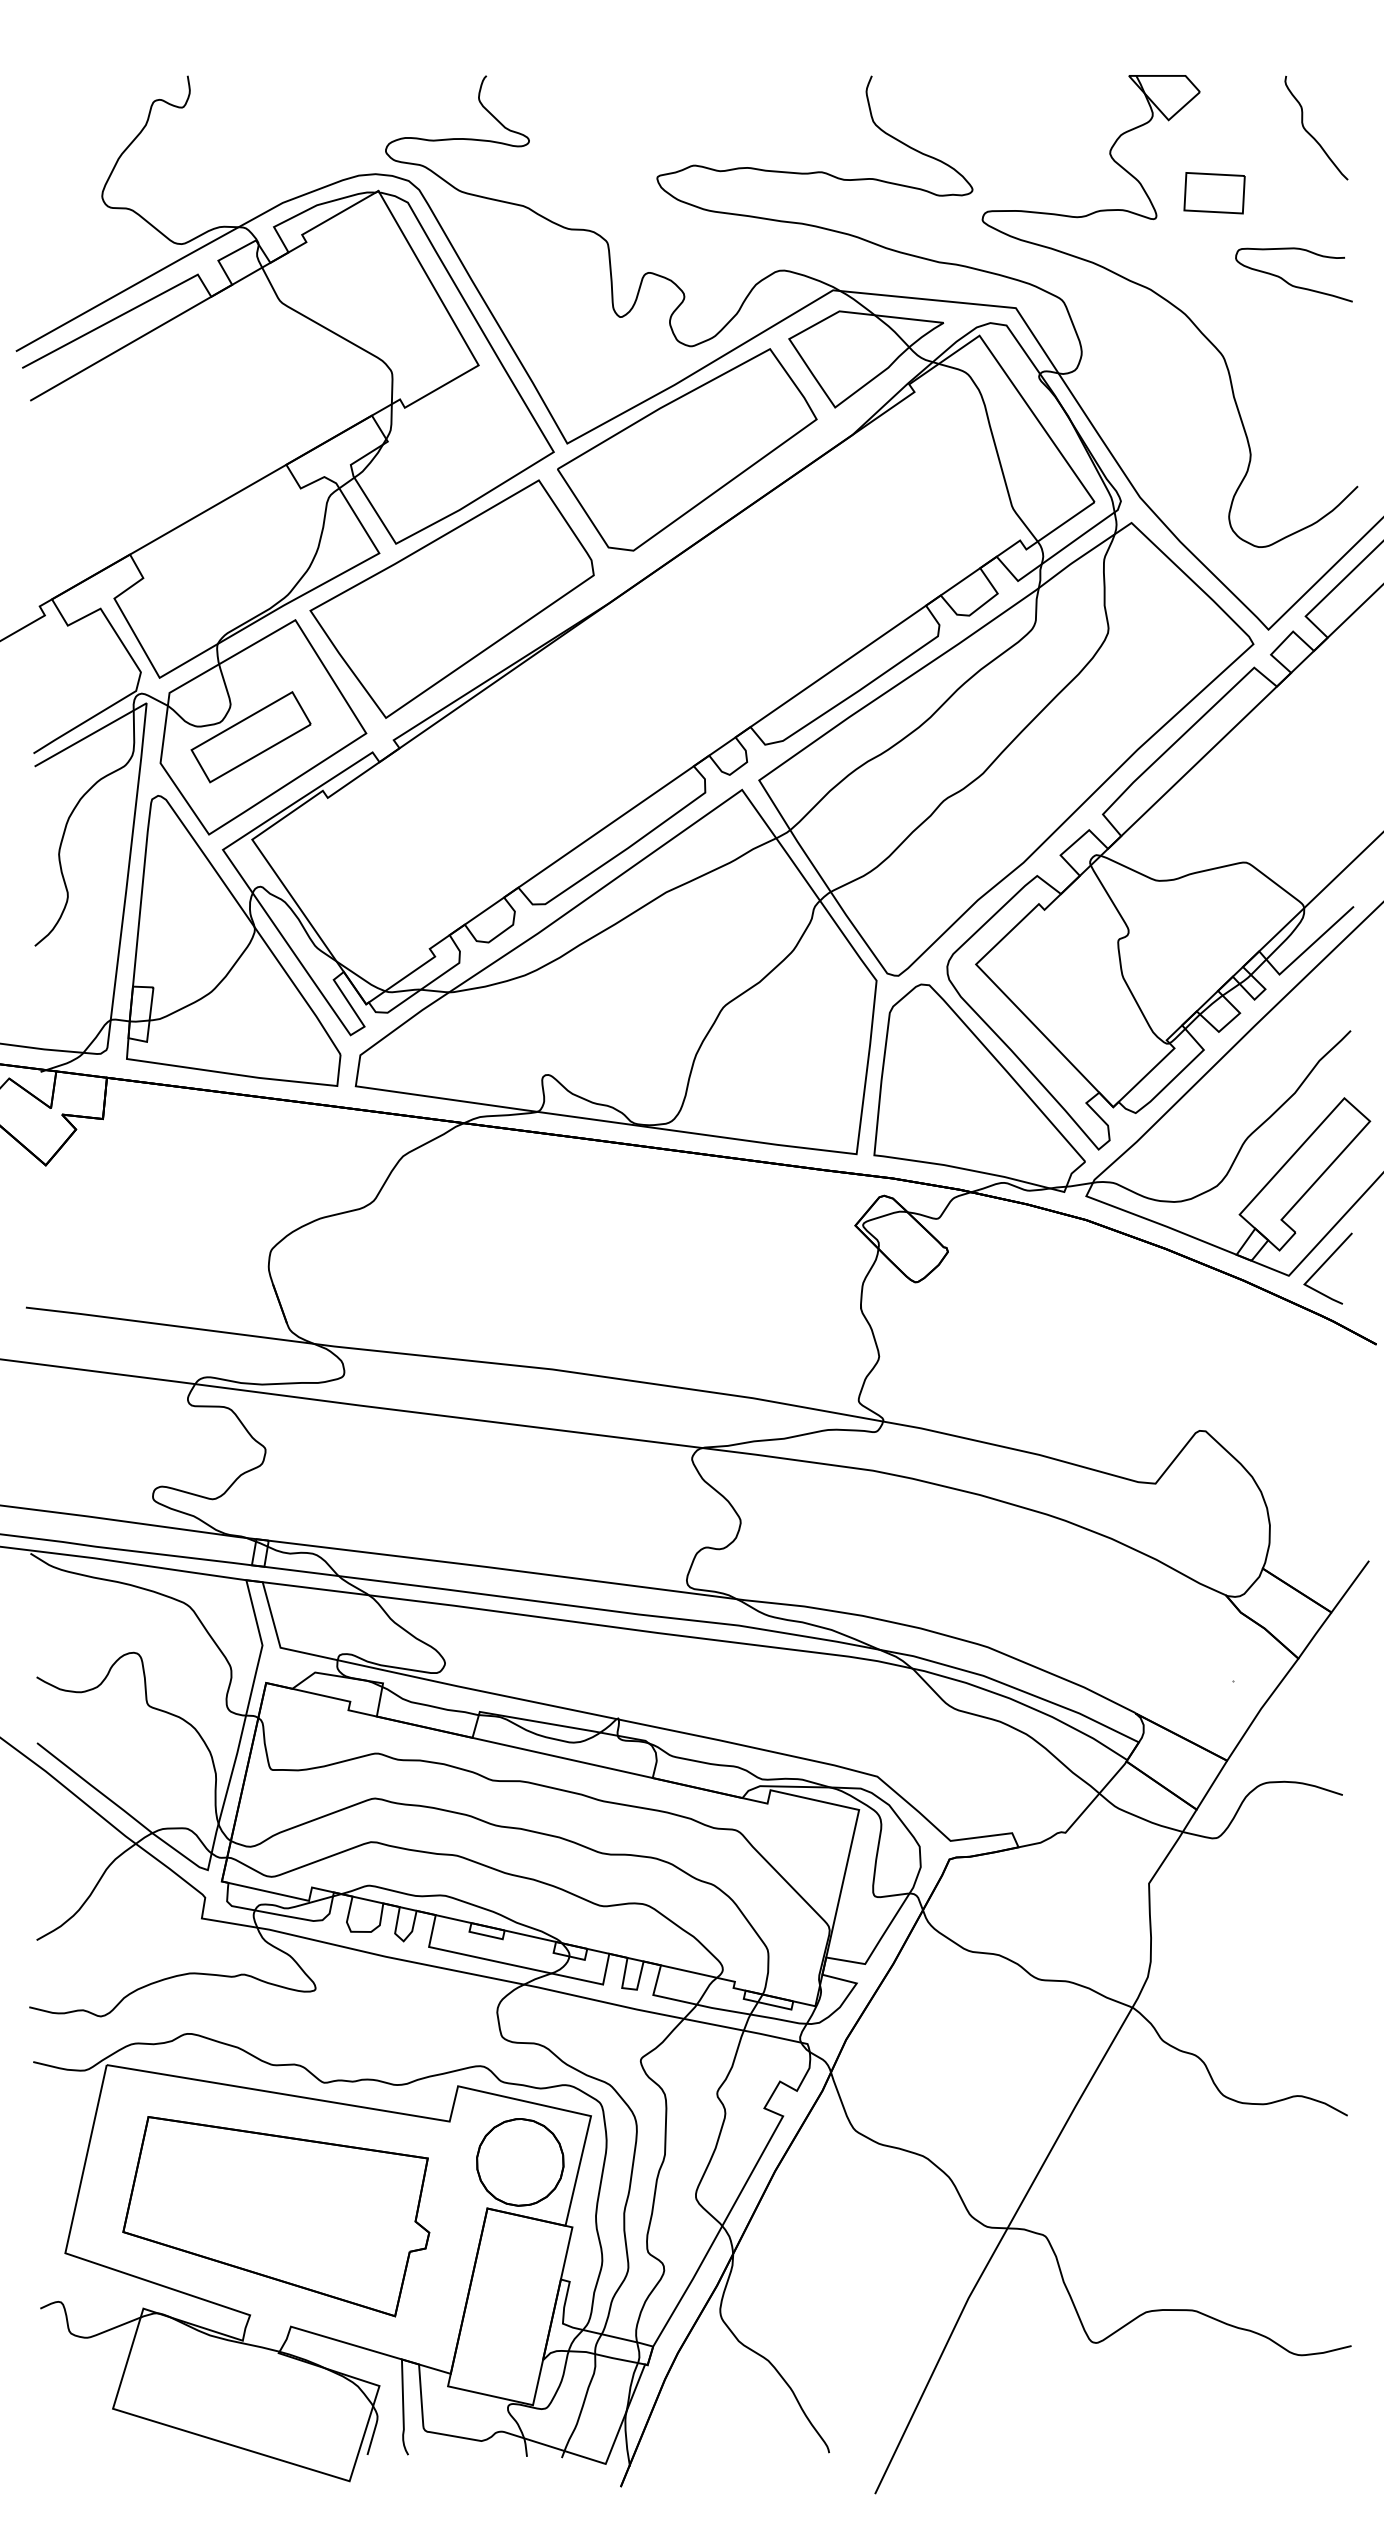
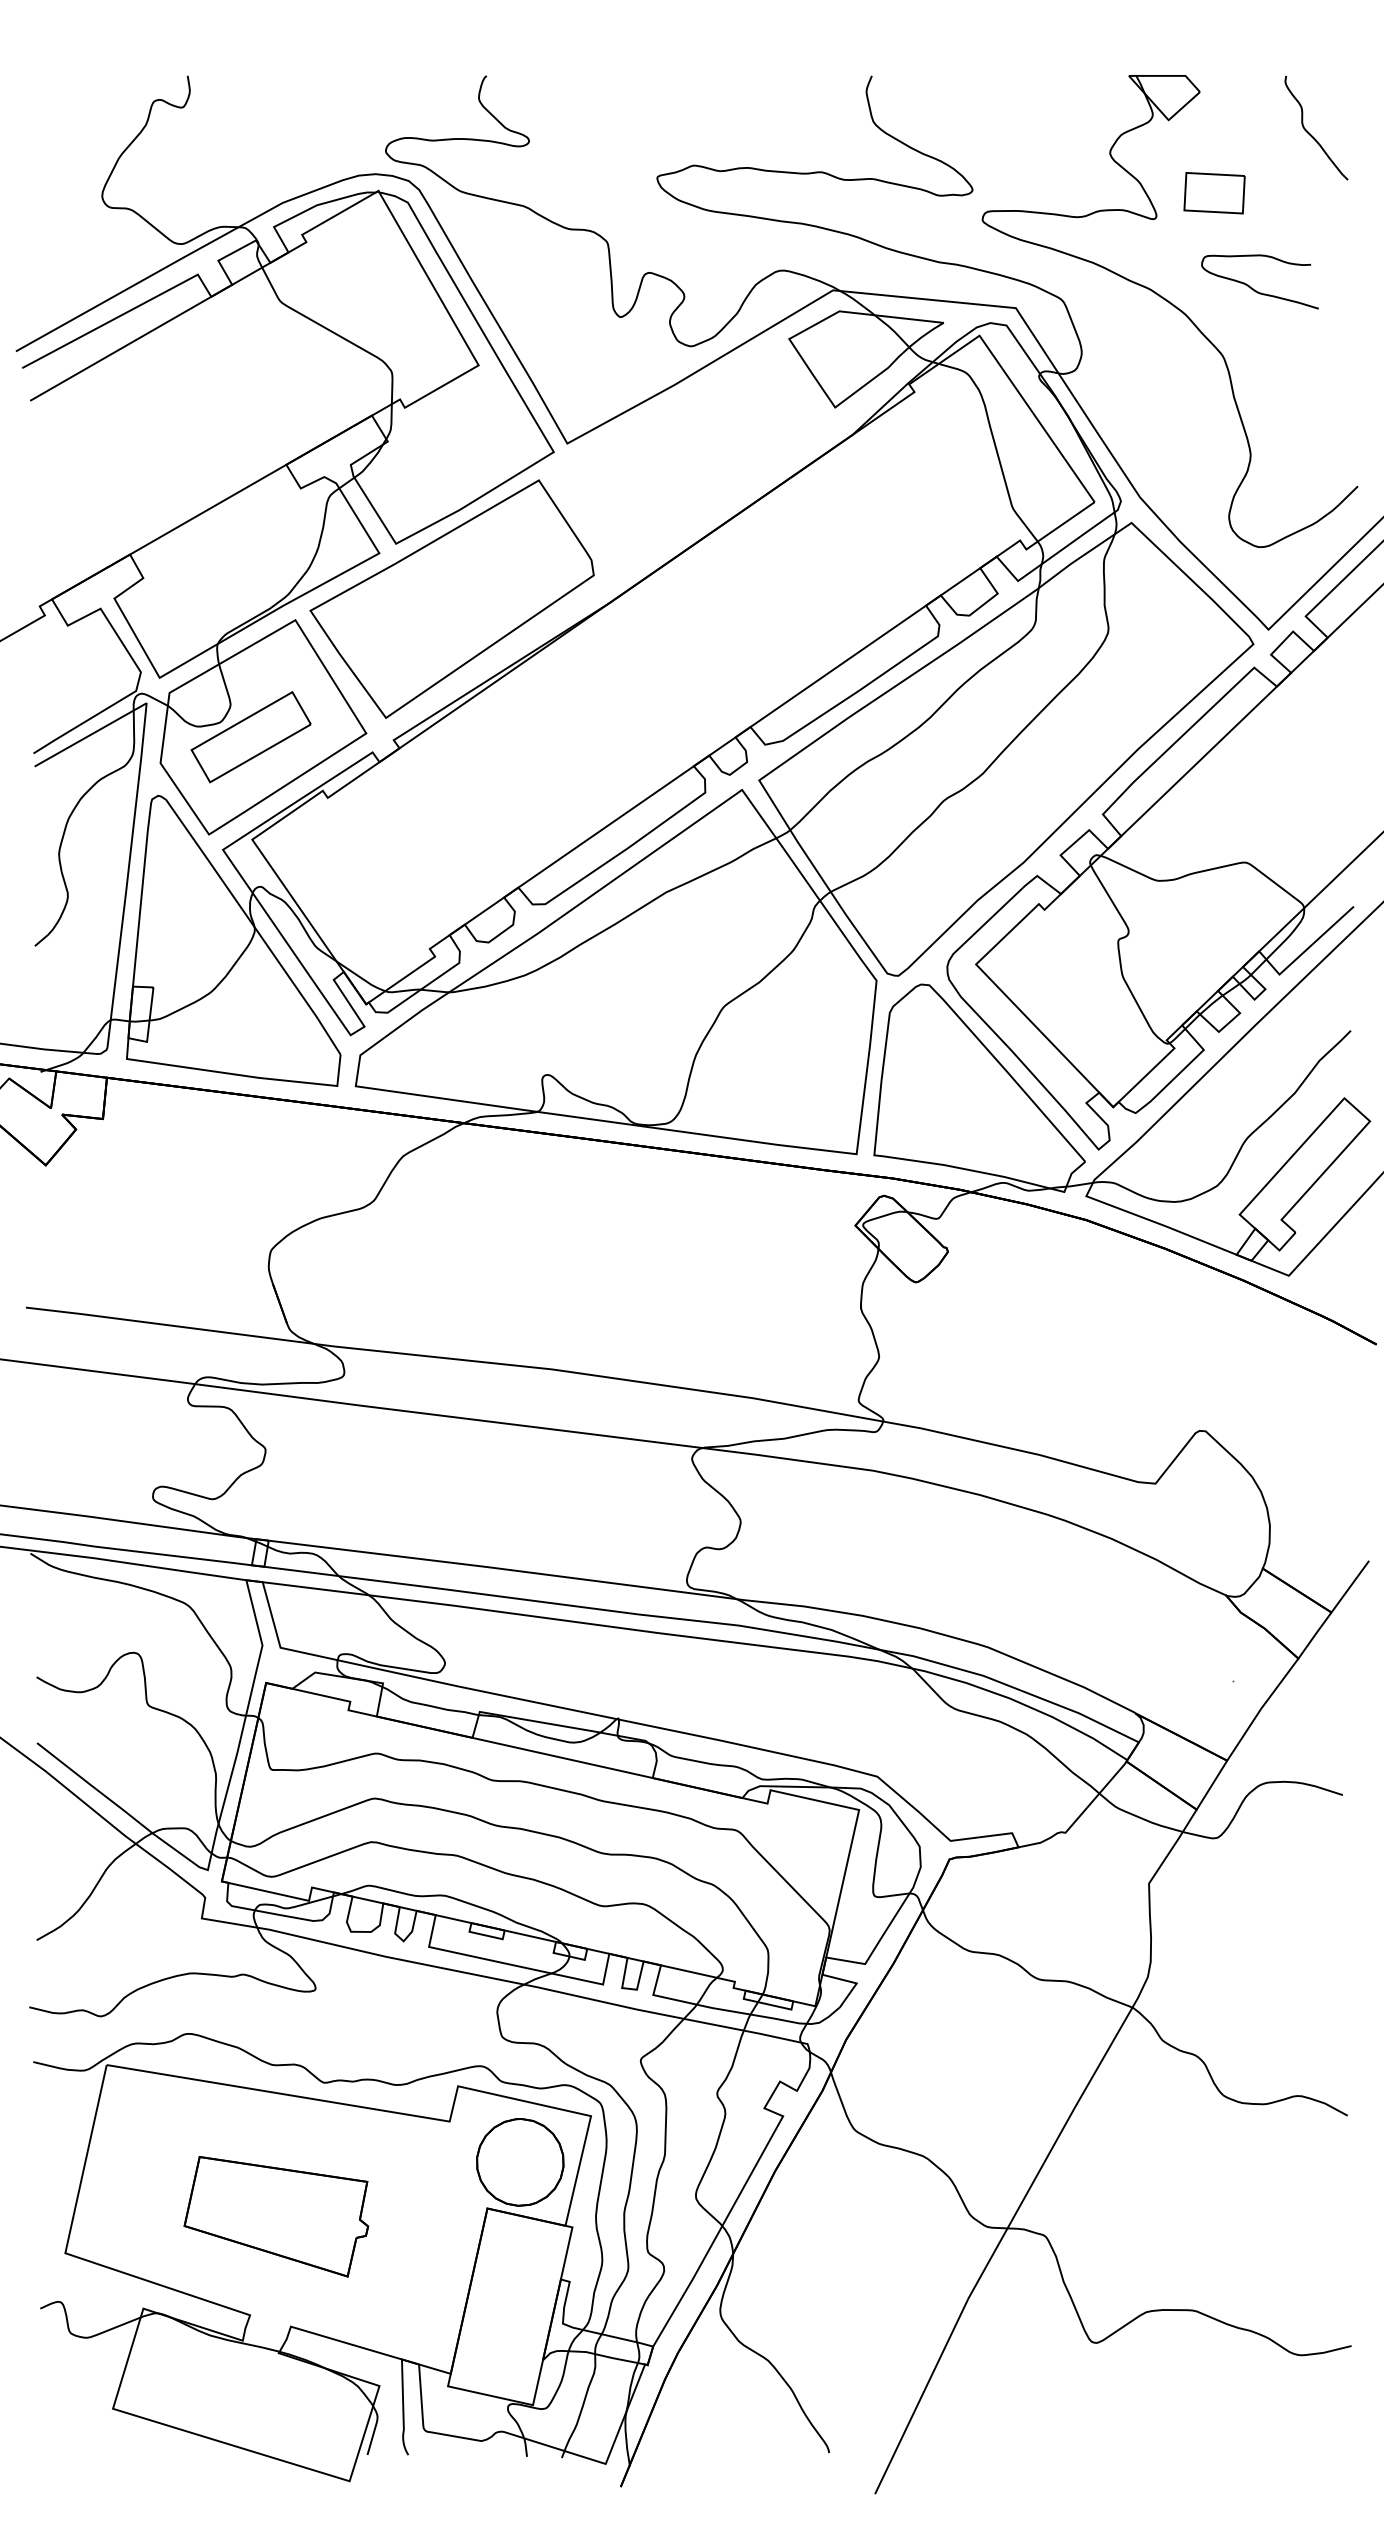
curve position: (1286, 280) -> (1252, 287) (1252, 287)
part: present -> none (687, 449)
line: present -> none (1324, 1264)
part size: 309x202 px -> 187x122 px (276, 2216)
